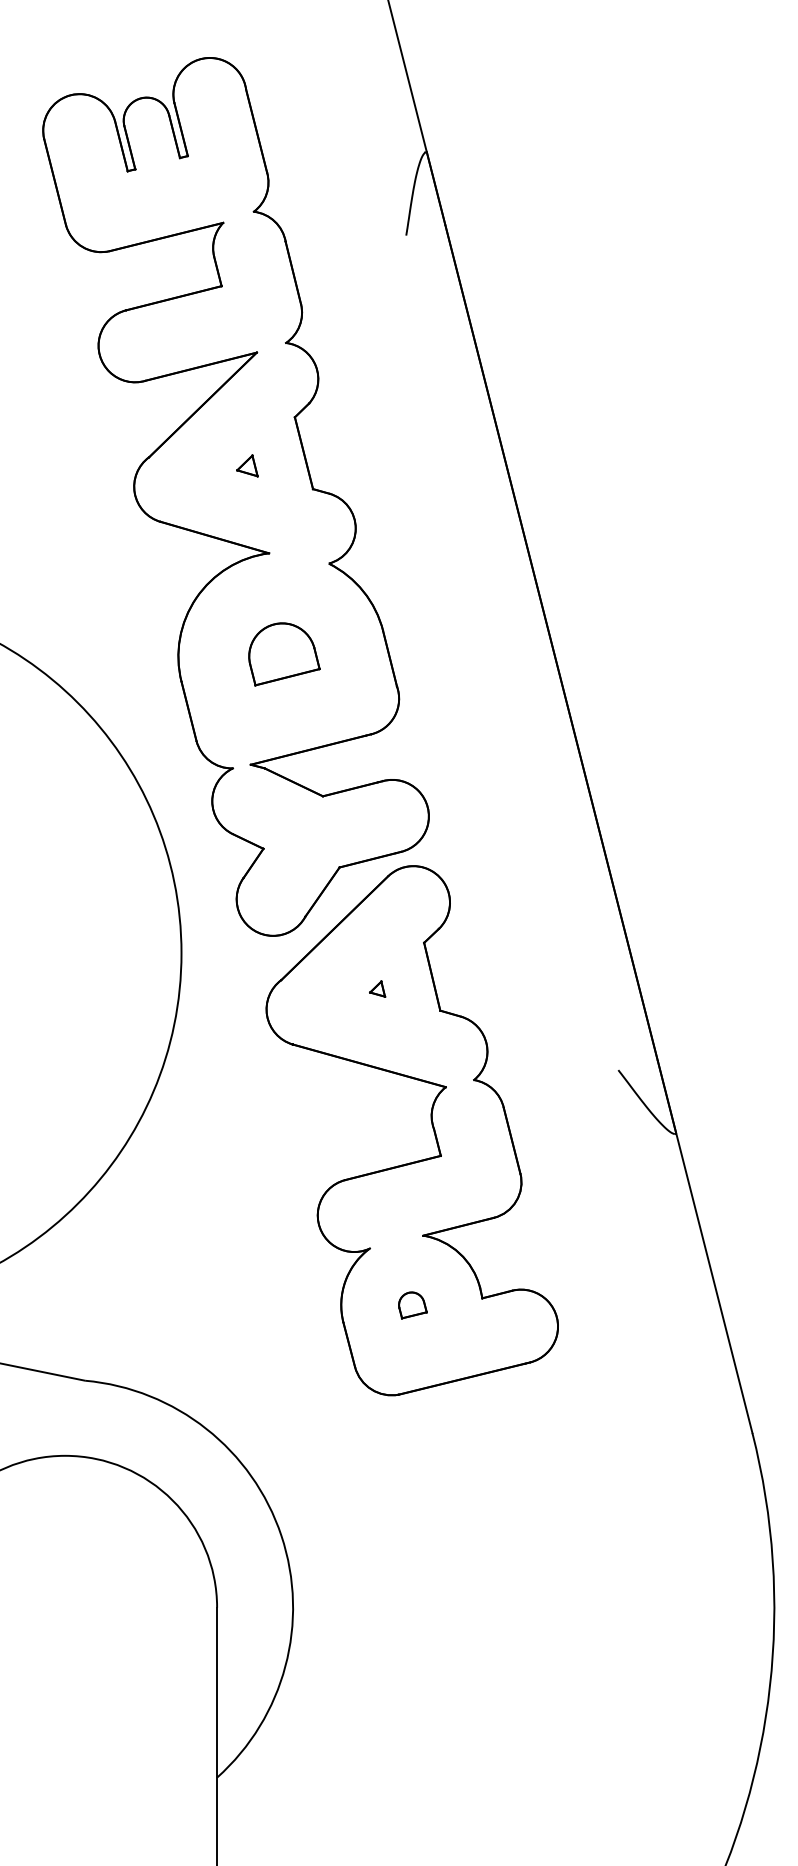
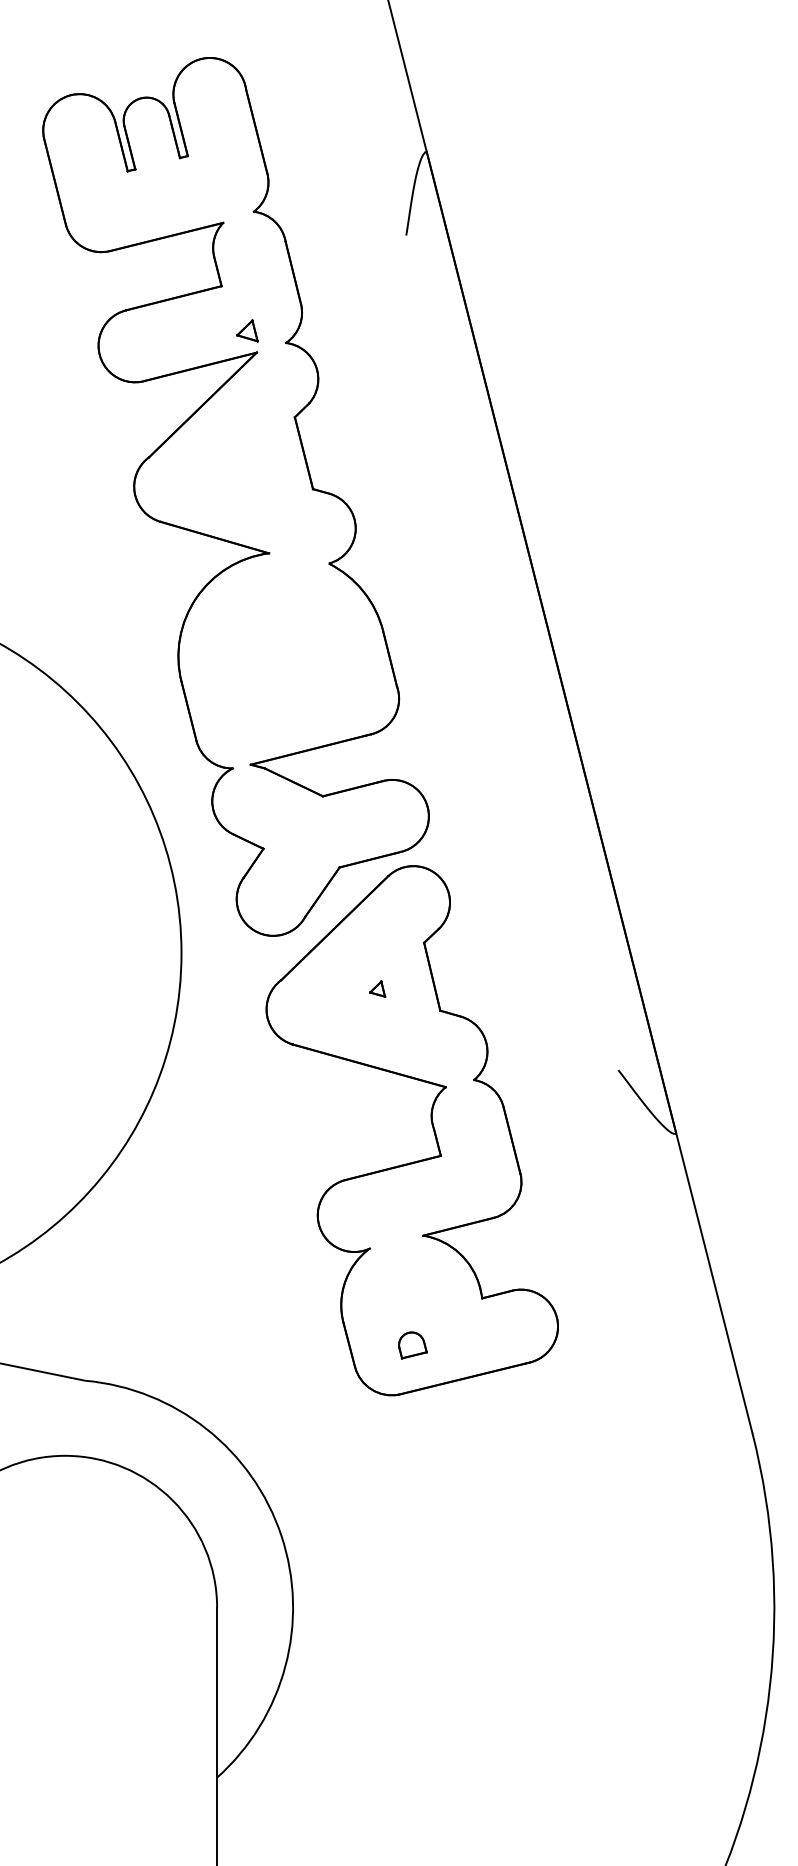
part position: (247, 465) -> (247, 330) (247, 330)
part: present -> none (284, 654)
part position: (412, 1305) -> (412, 1345) (412, 1345)
